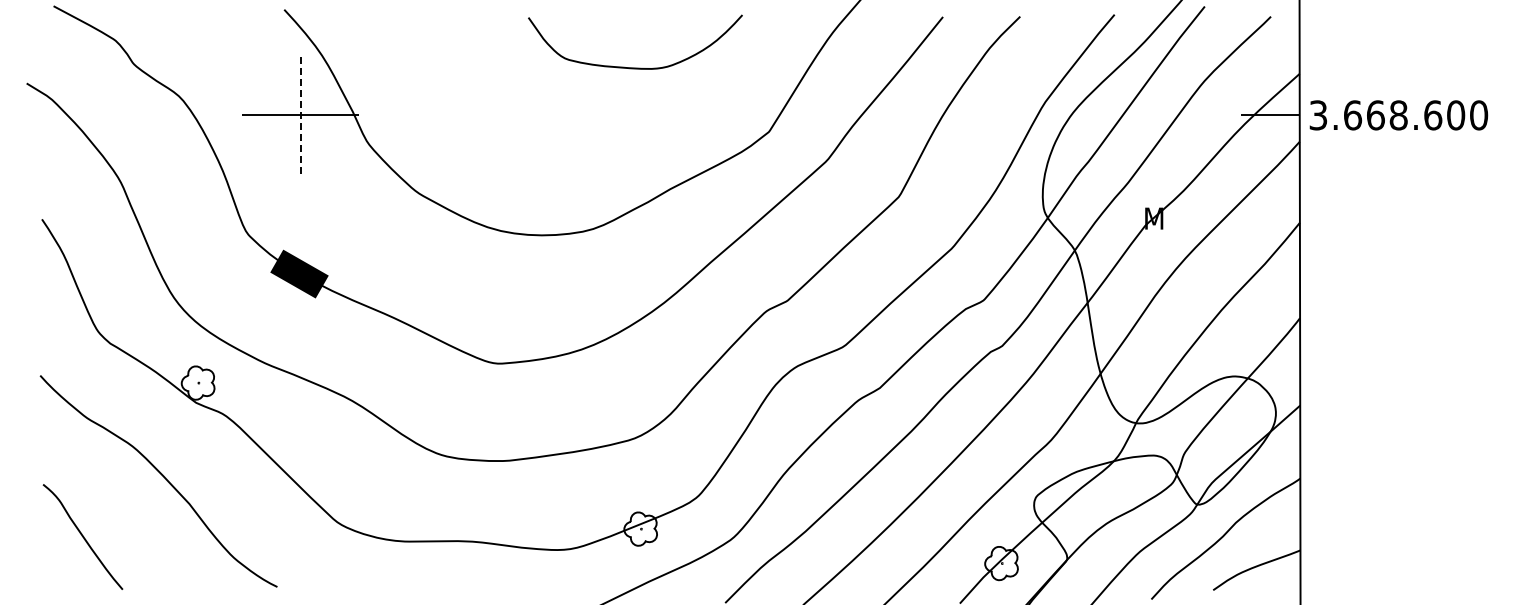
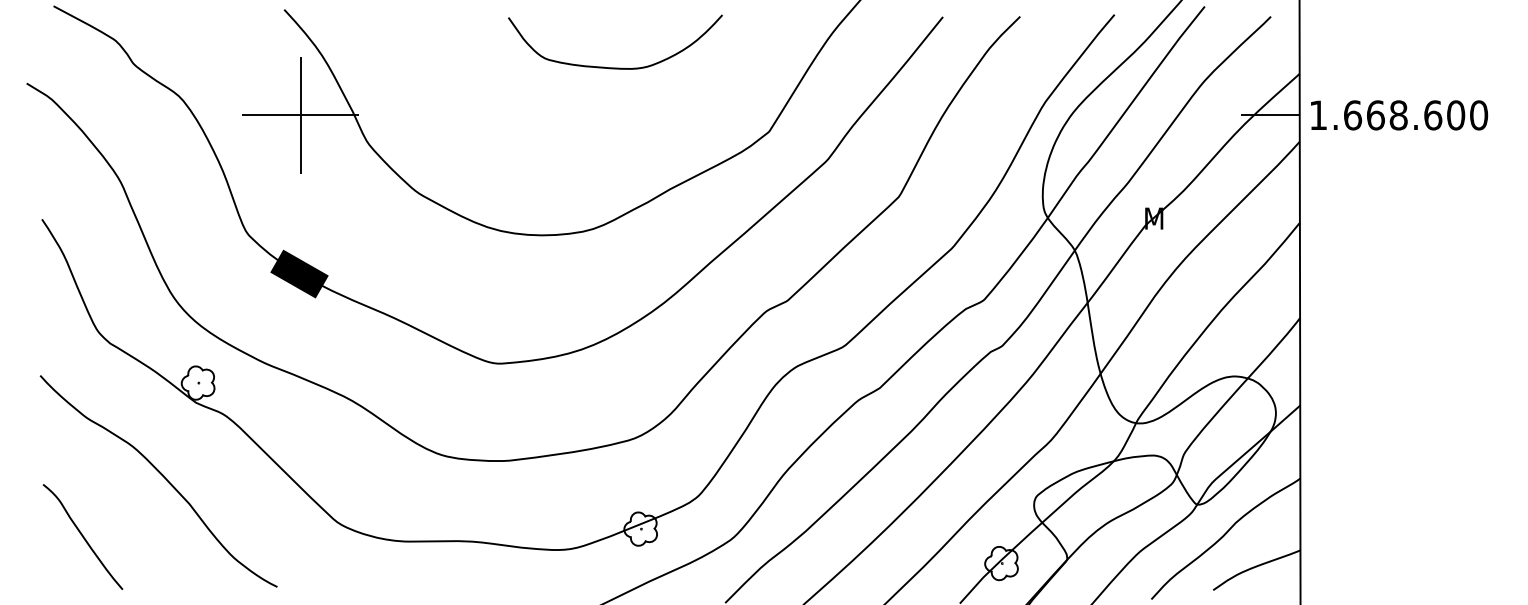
curve position: (635, 67) -> (615, 67) (615, 67)
line: dashed -> solid (300, 115)
text: 3.668.600 -> 1.668.600 (1318, 115)
